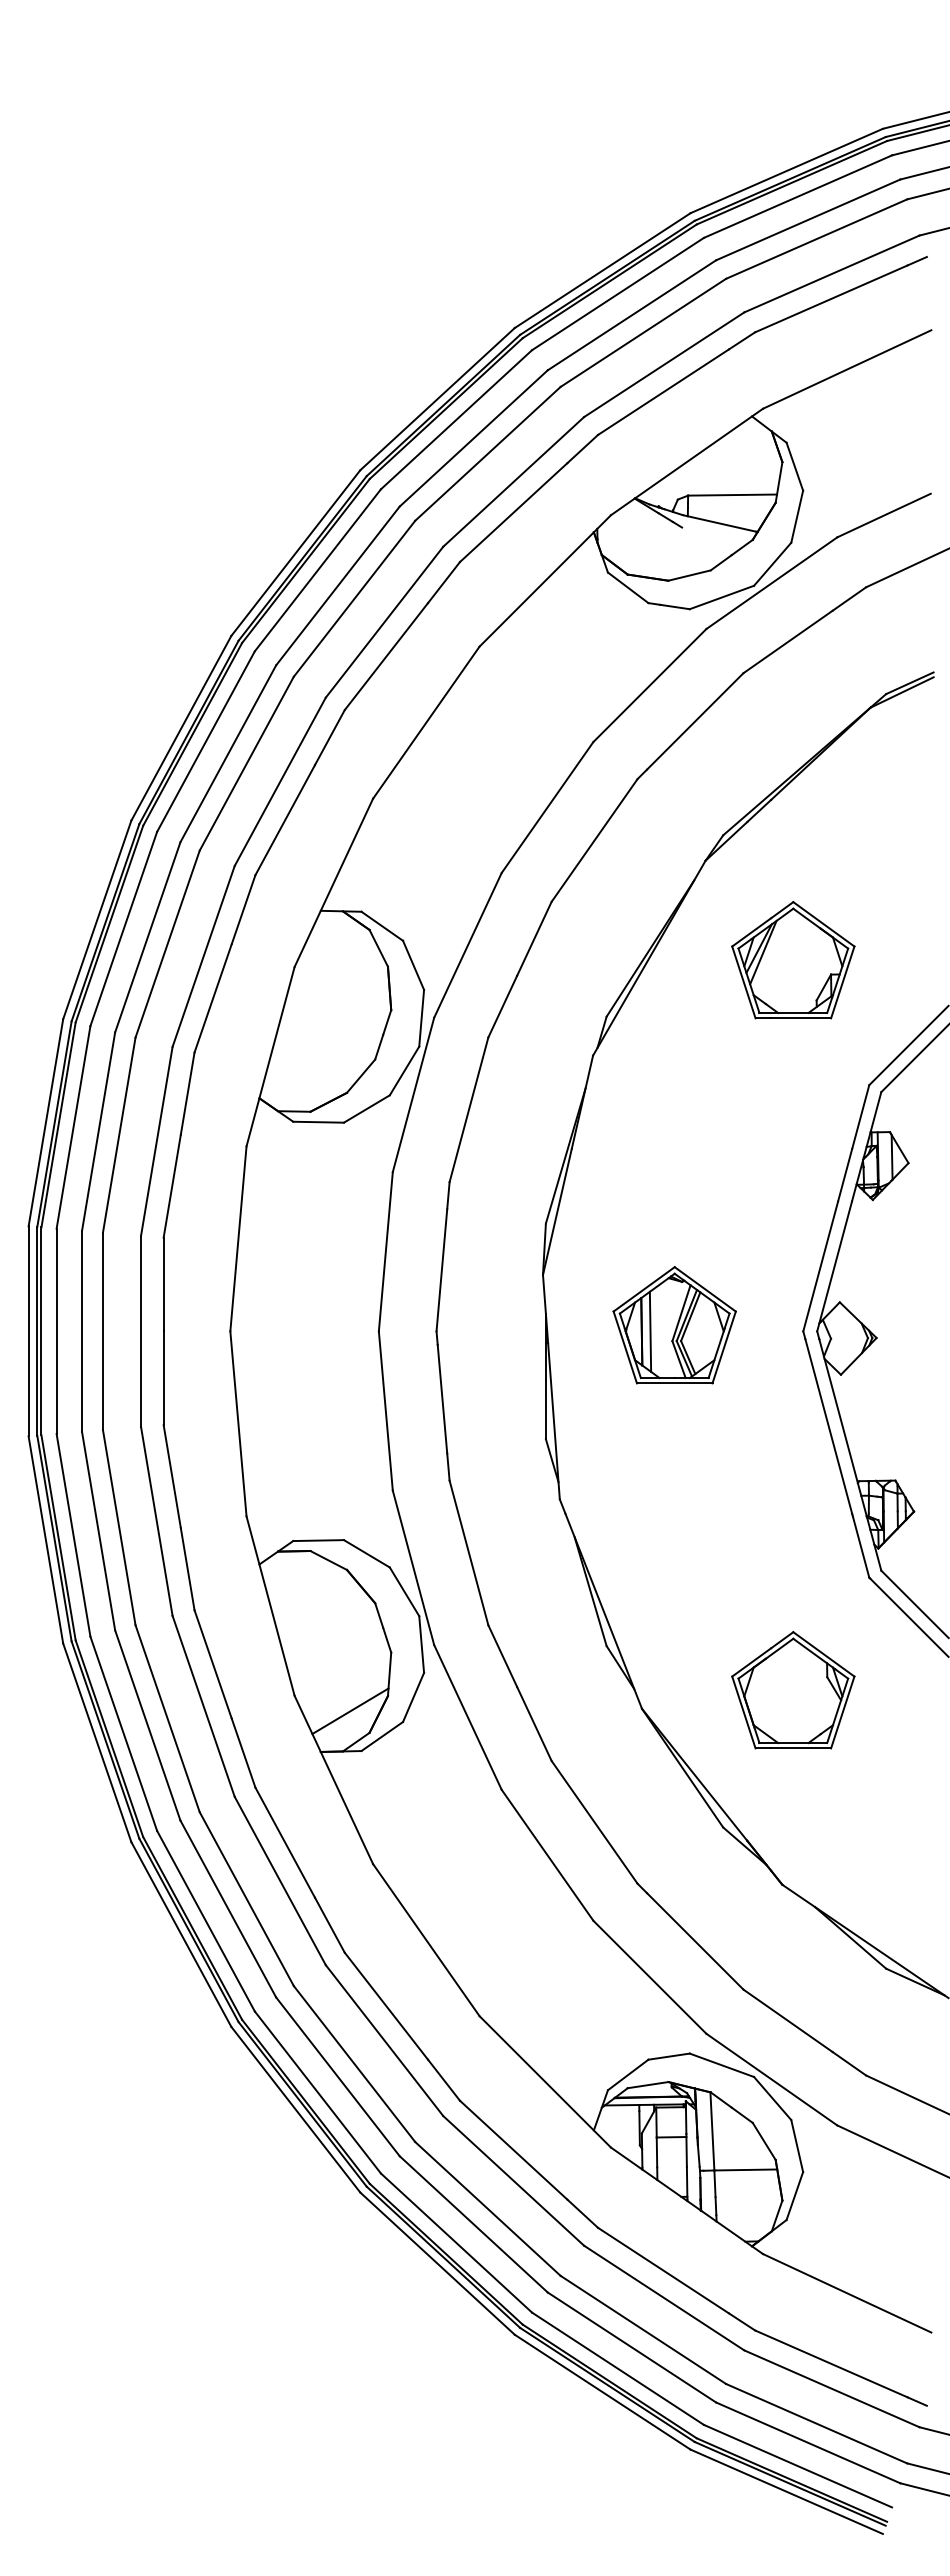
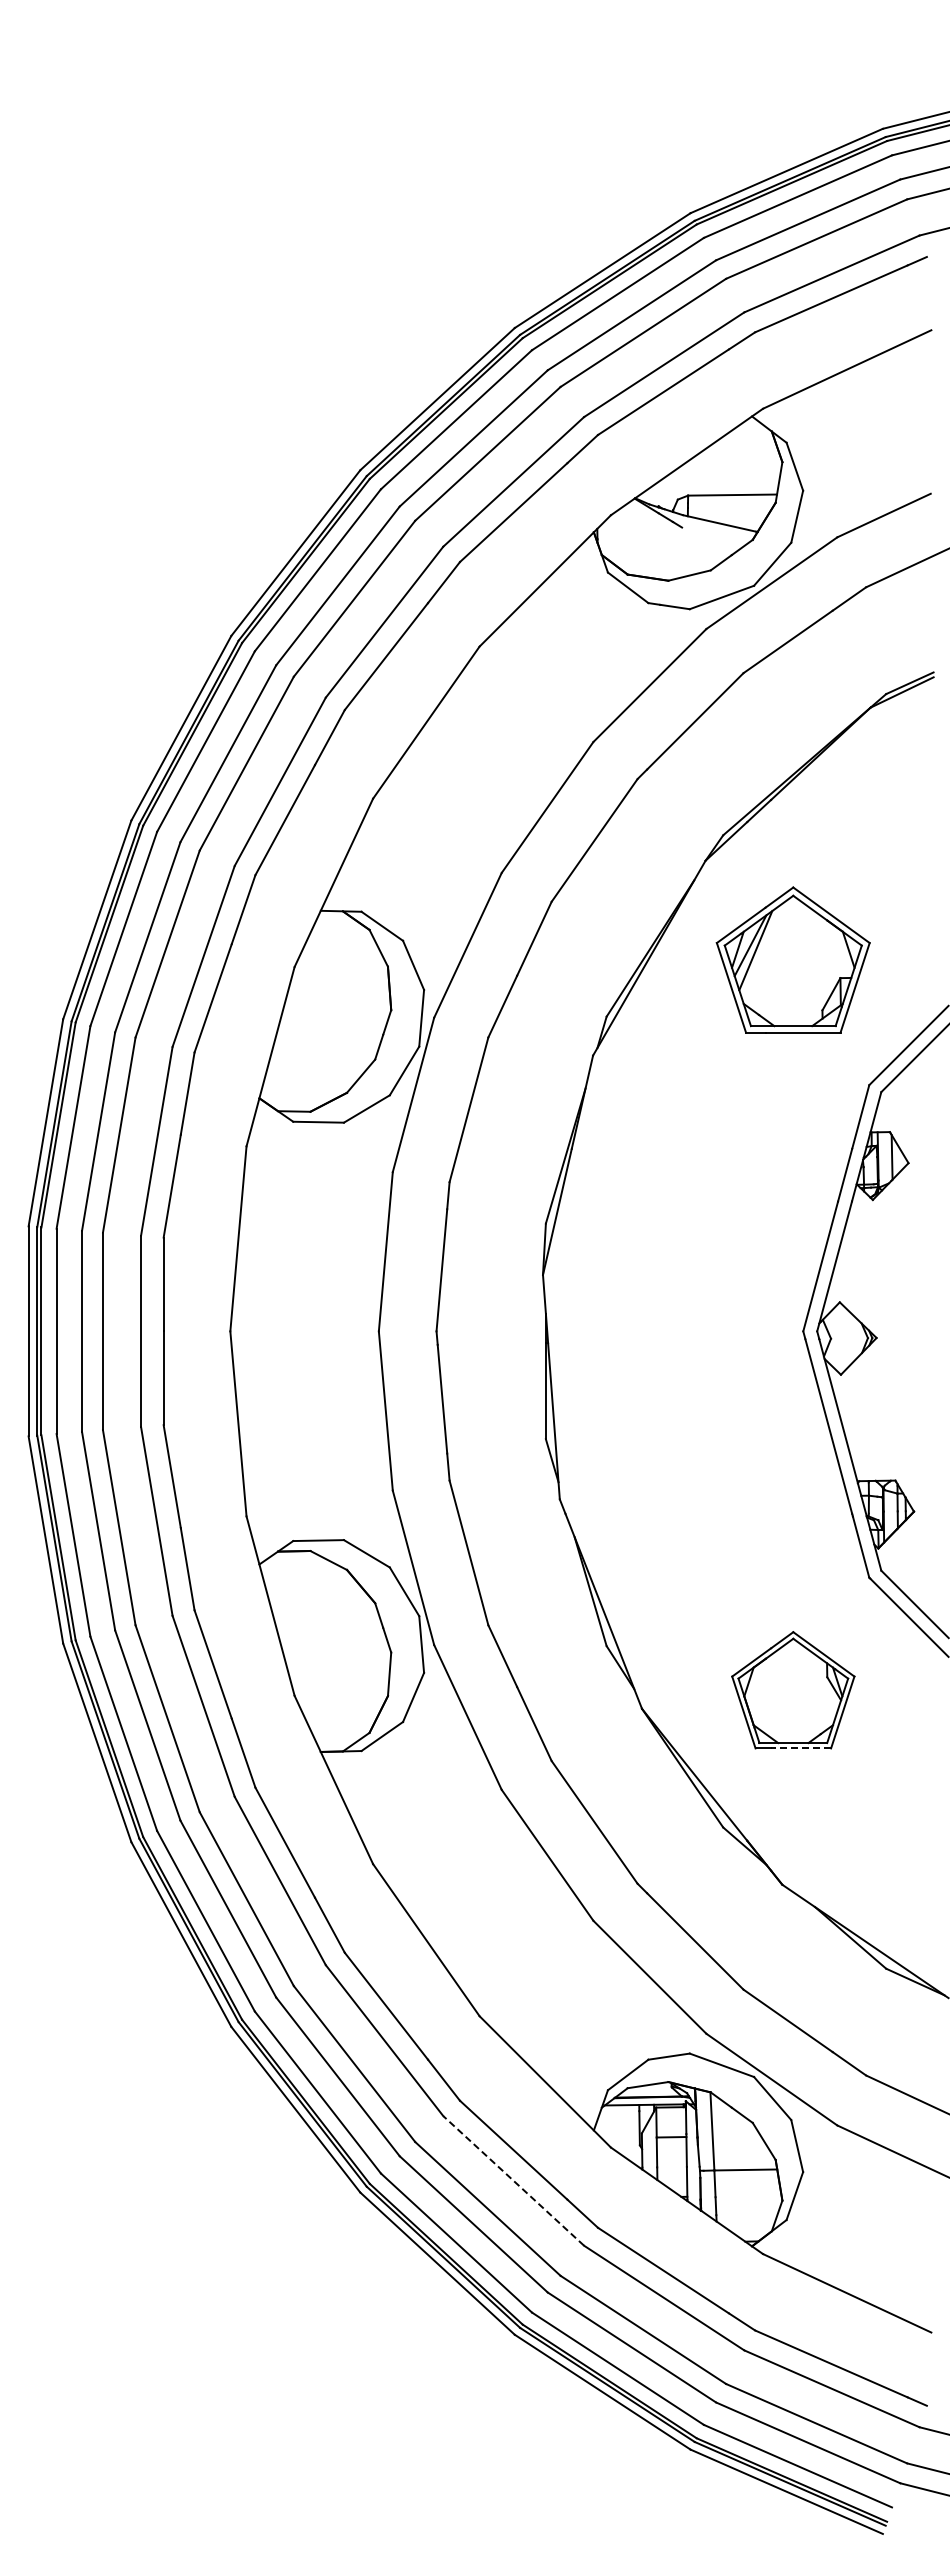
part size: 125x119 px -> 156x148 px (792, 959)
part: present -> none (674, 1325)
line: present -> none (350, 1711)
line: solid -> dashed (801, 1748)
line: solid -> dashed (513, 2180)
